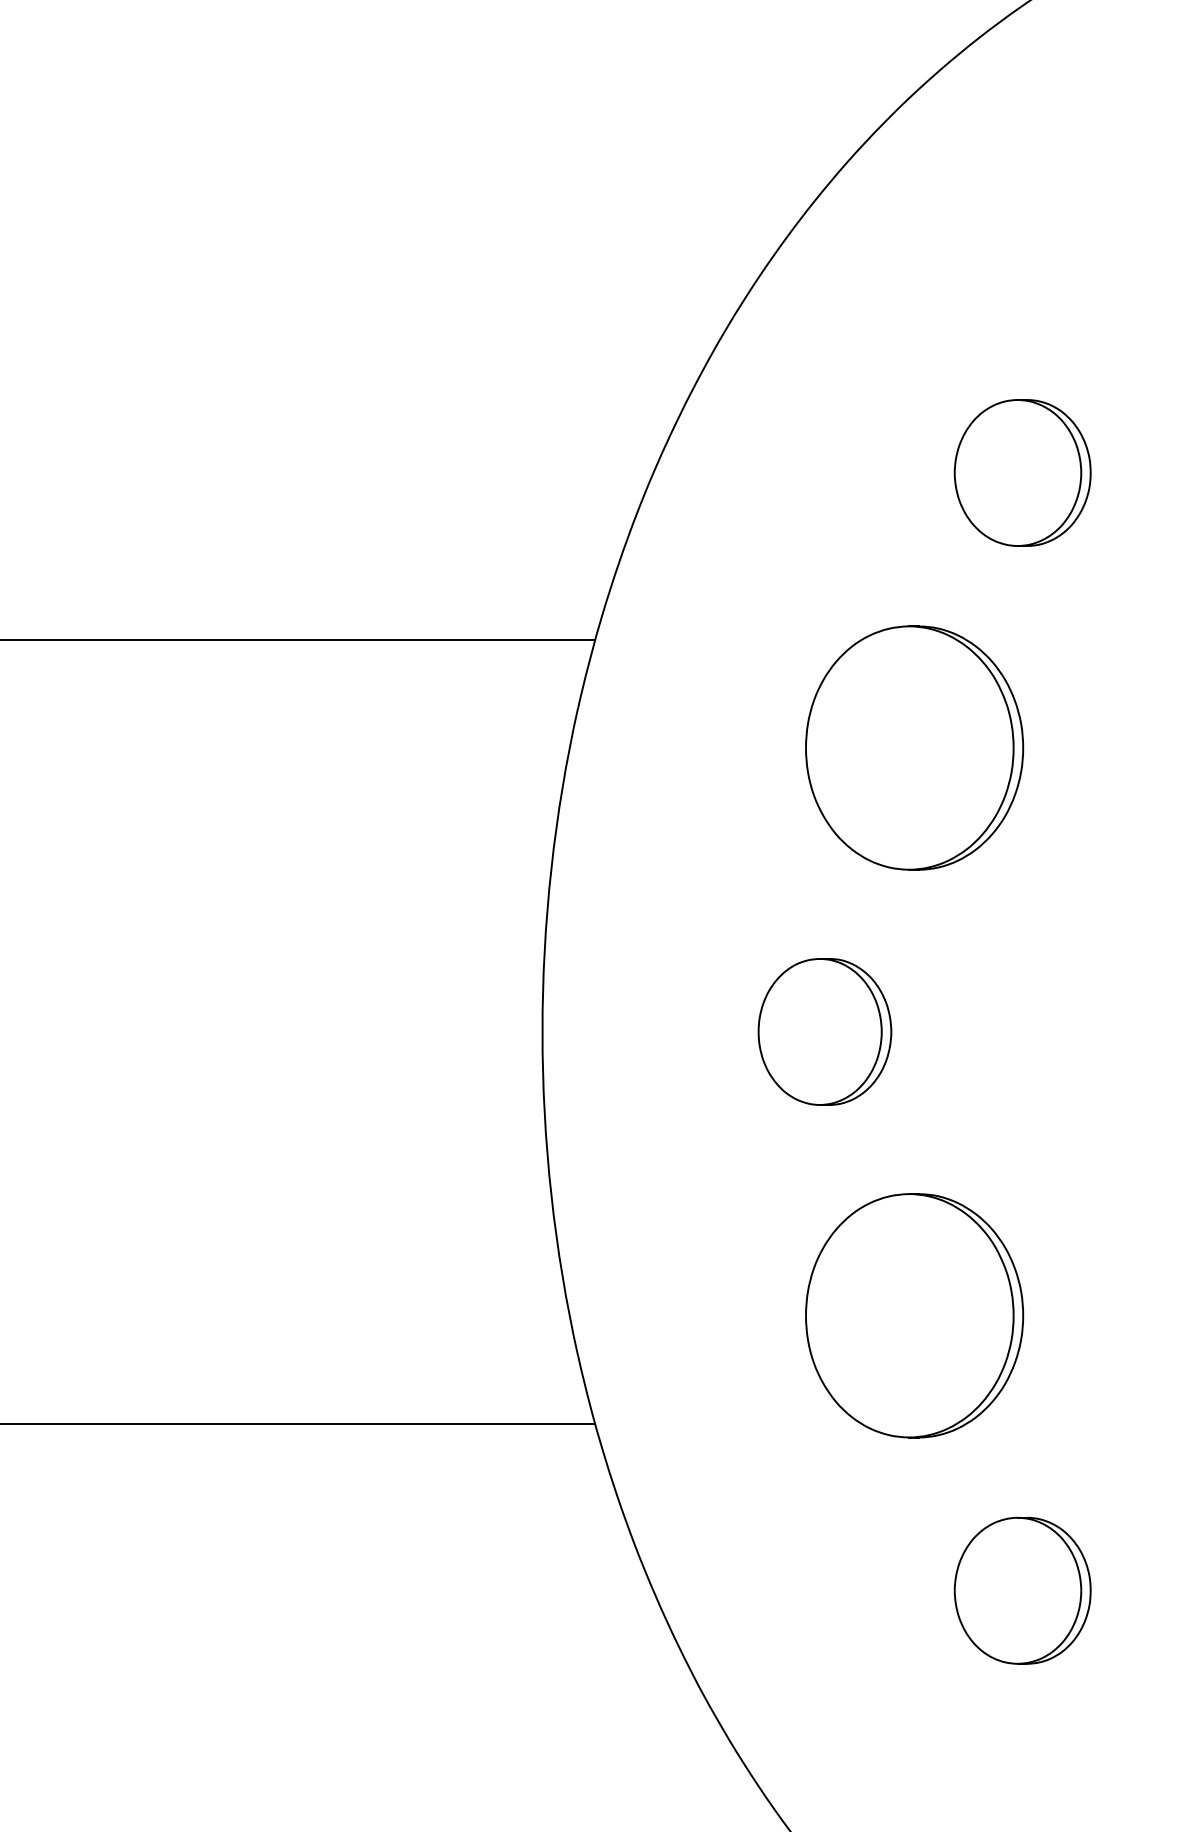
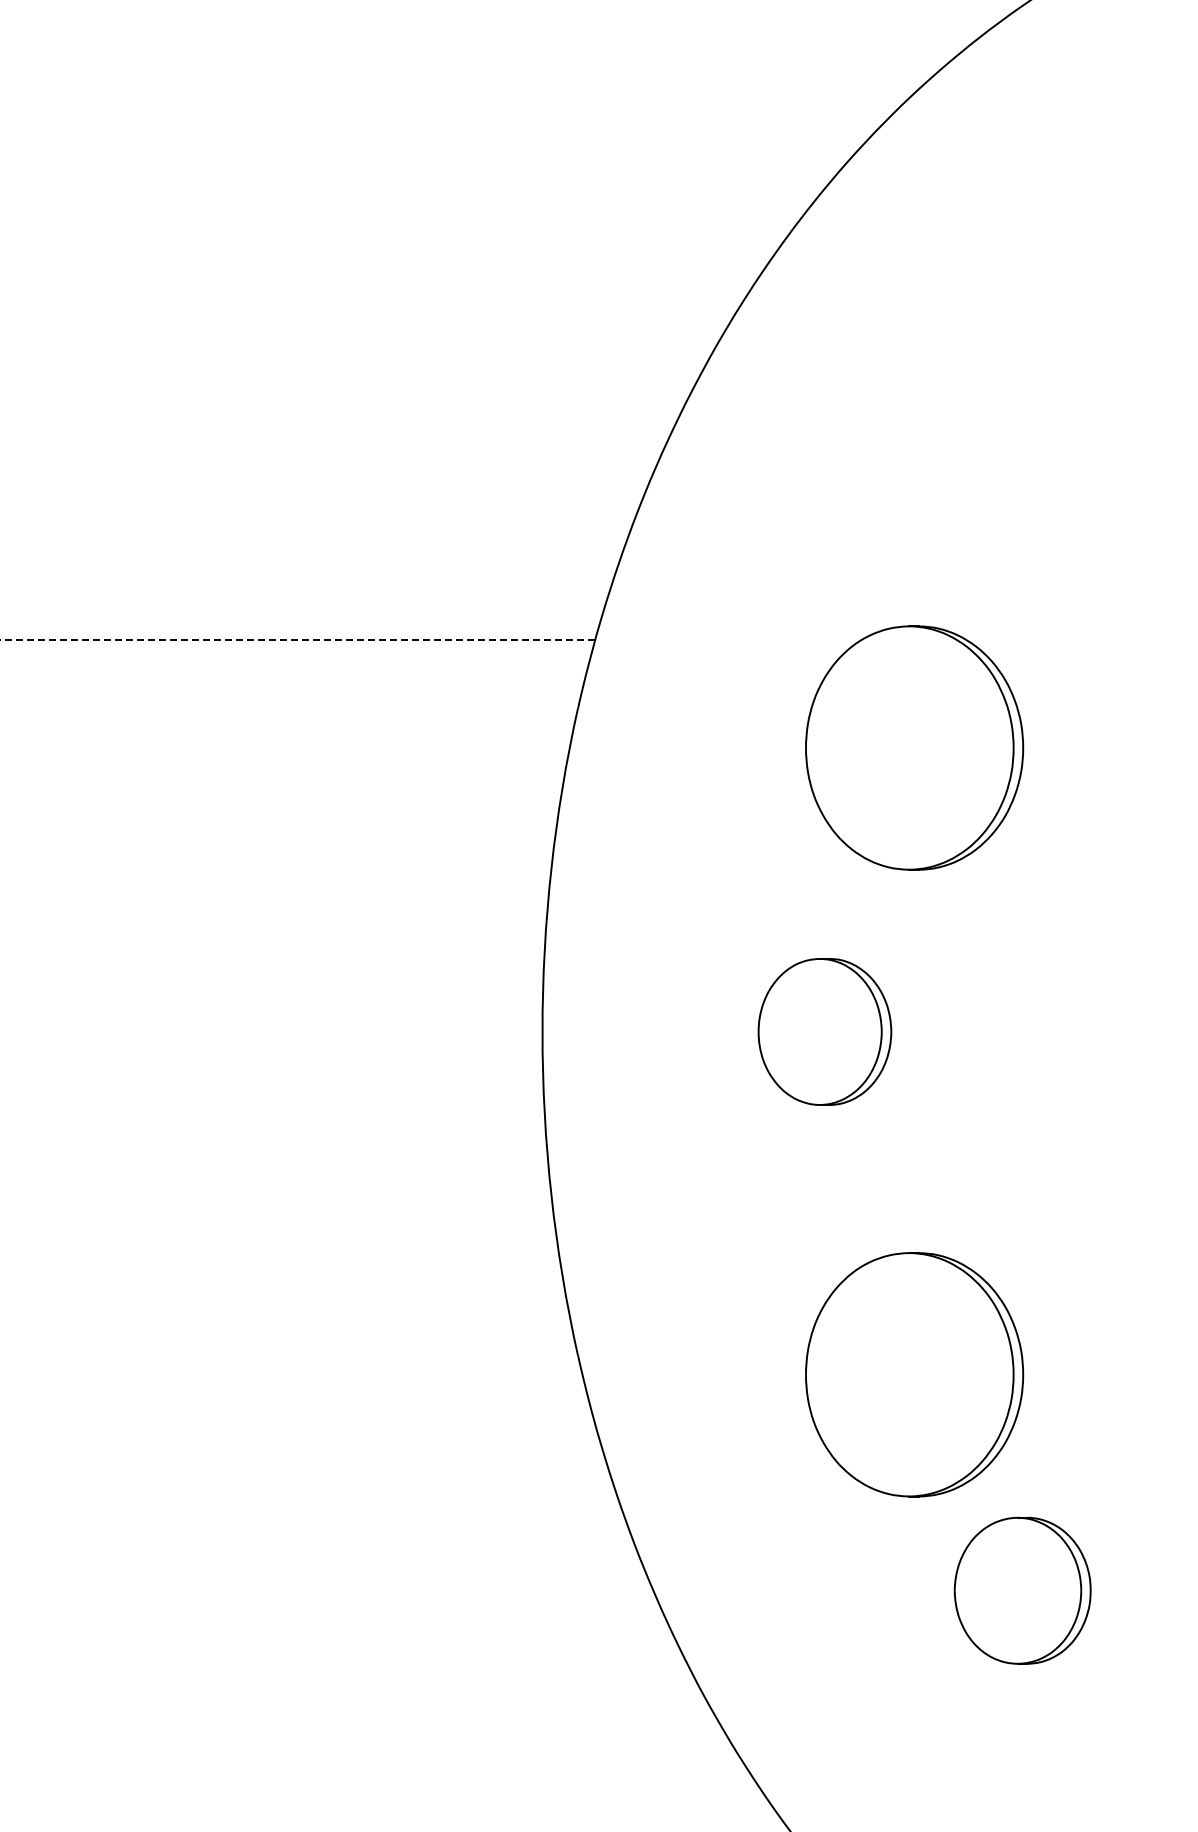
part: present -> none (1022, 472)
line: solid -> dashed (297, 640)
part position: (914, 1315) -> (914, 1374) (914, 1374)
line: present -> none (298, 1423)
